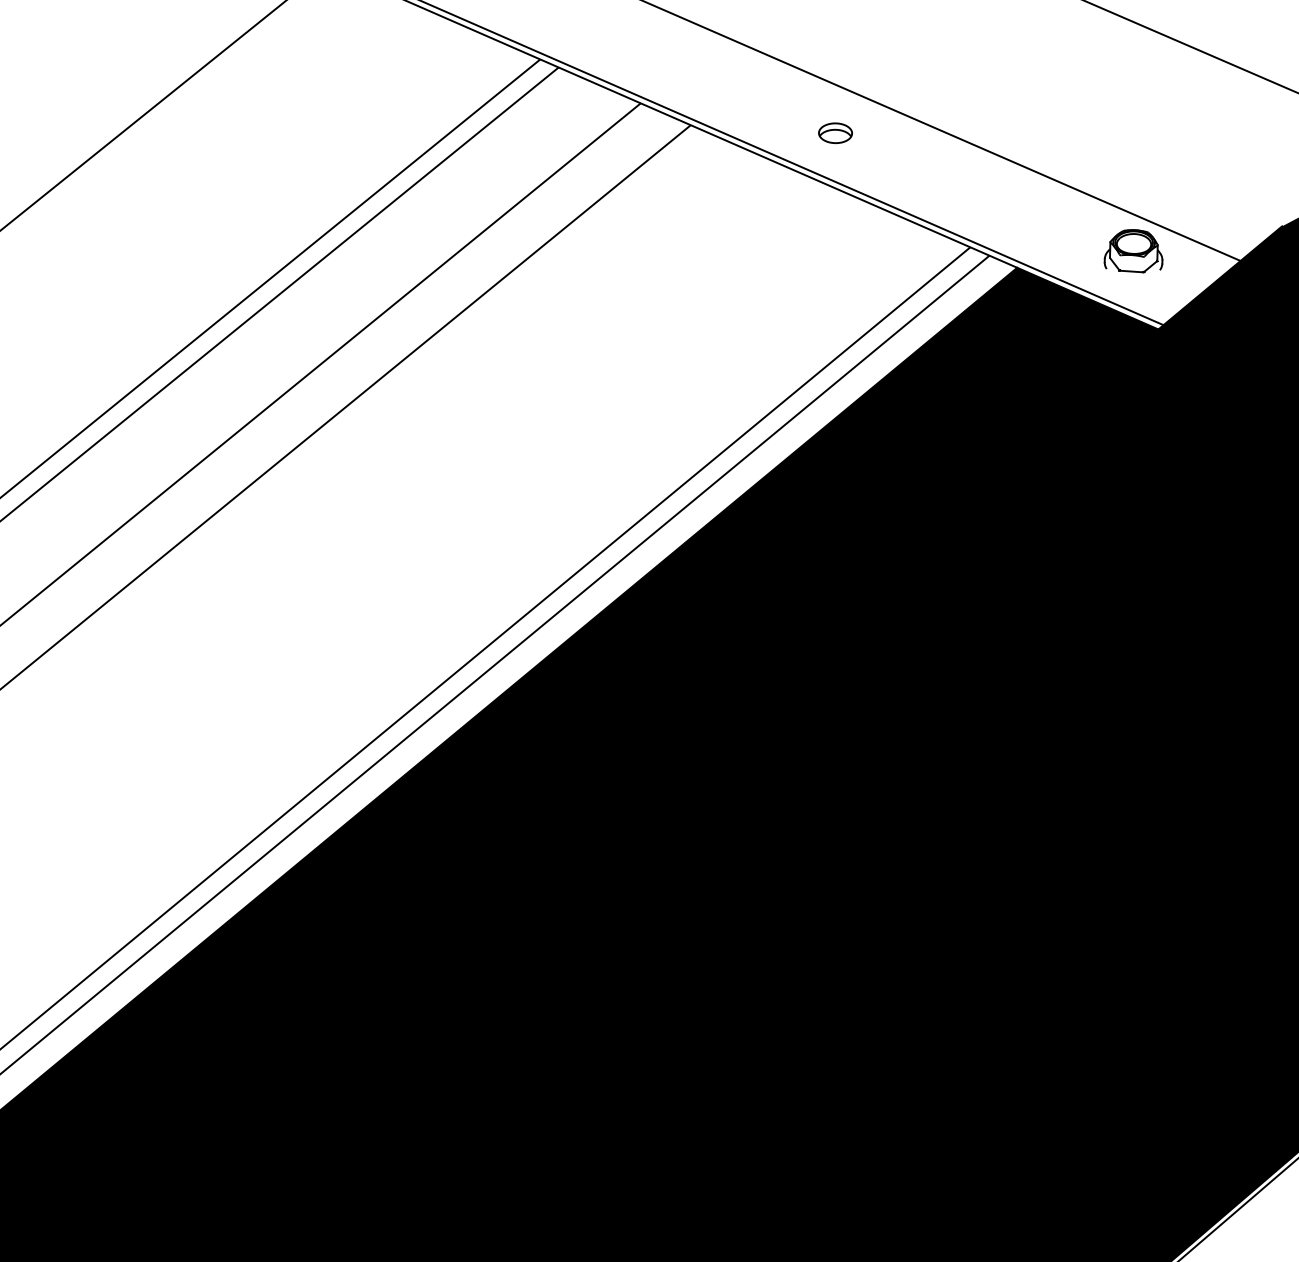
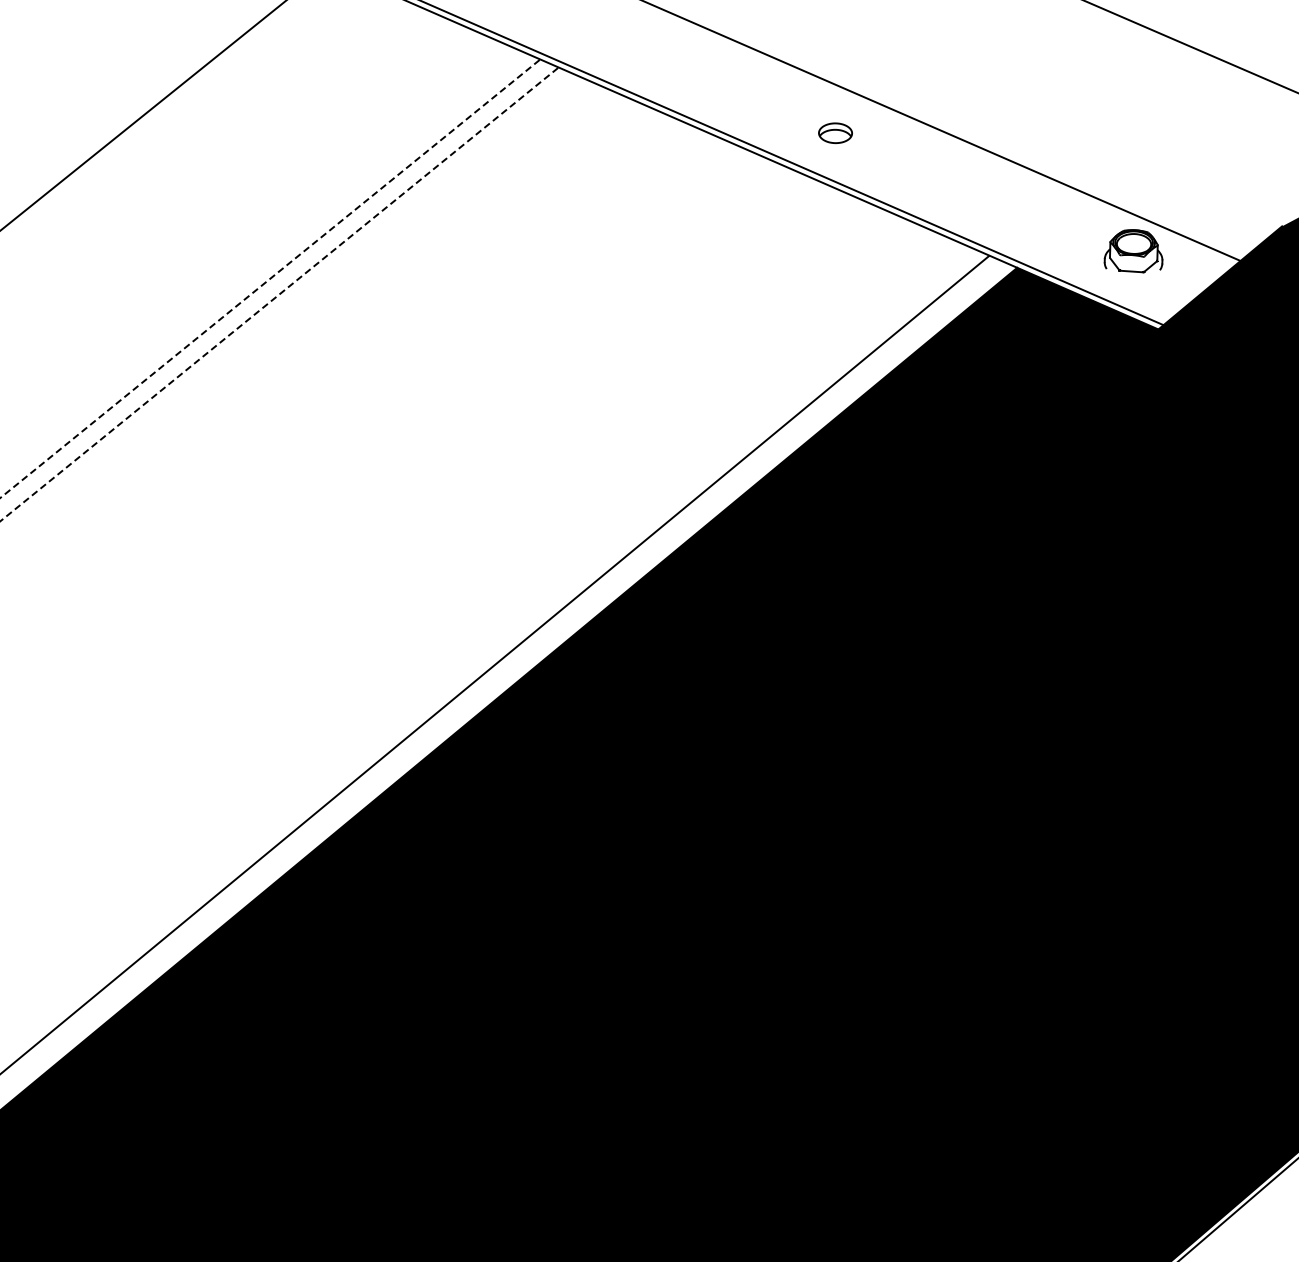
line: solid -> dashed (269, 279)
line: solid -> dashed (278, 295)
line: present -> none (321, 363)
line: present -> none (346, 406)
line: present -> none (485, 647)
